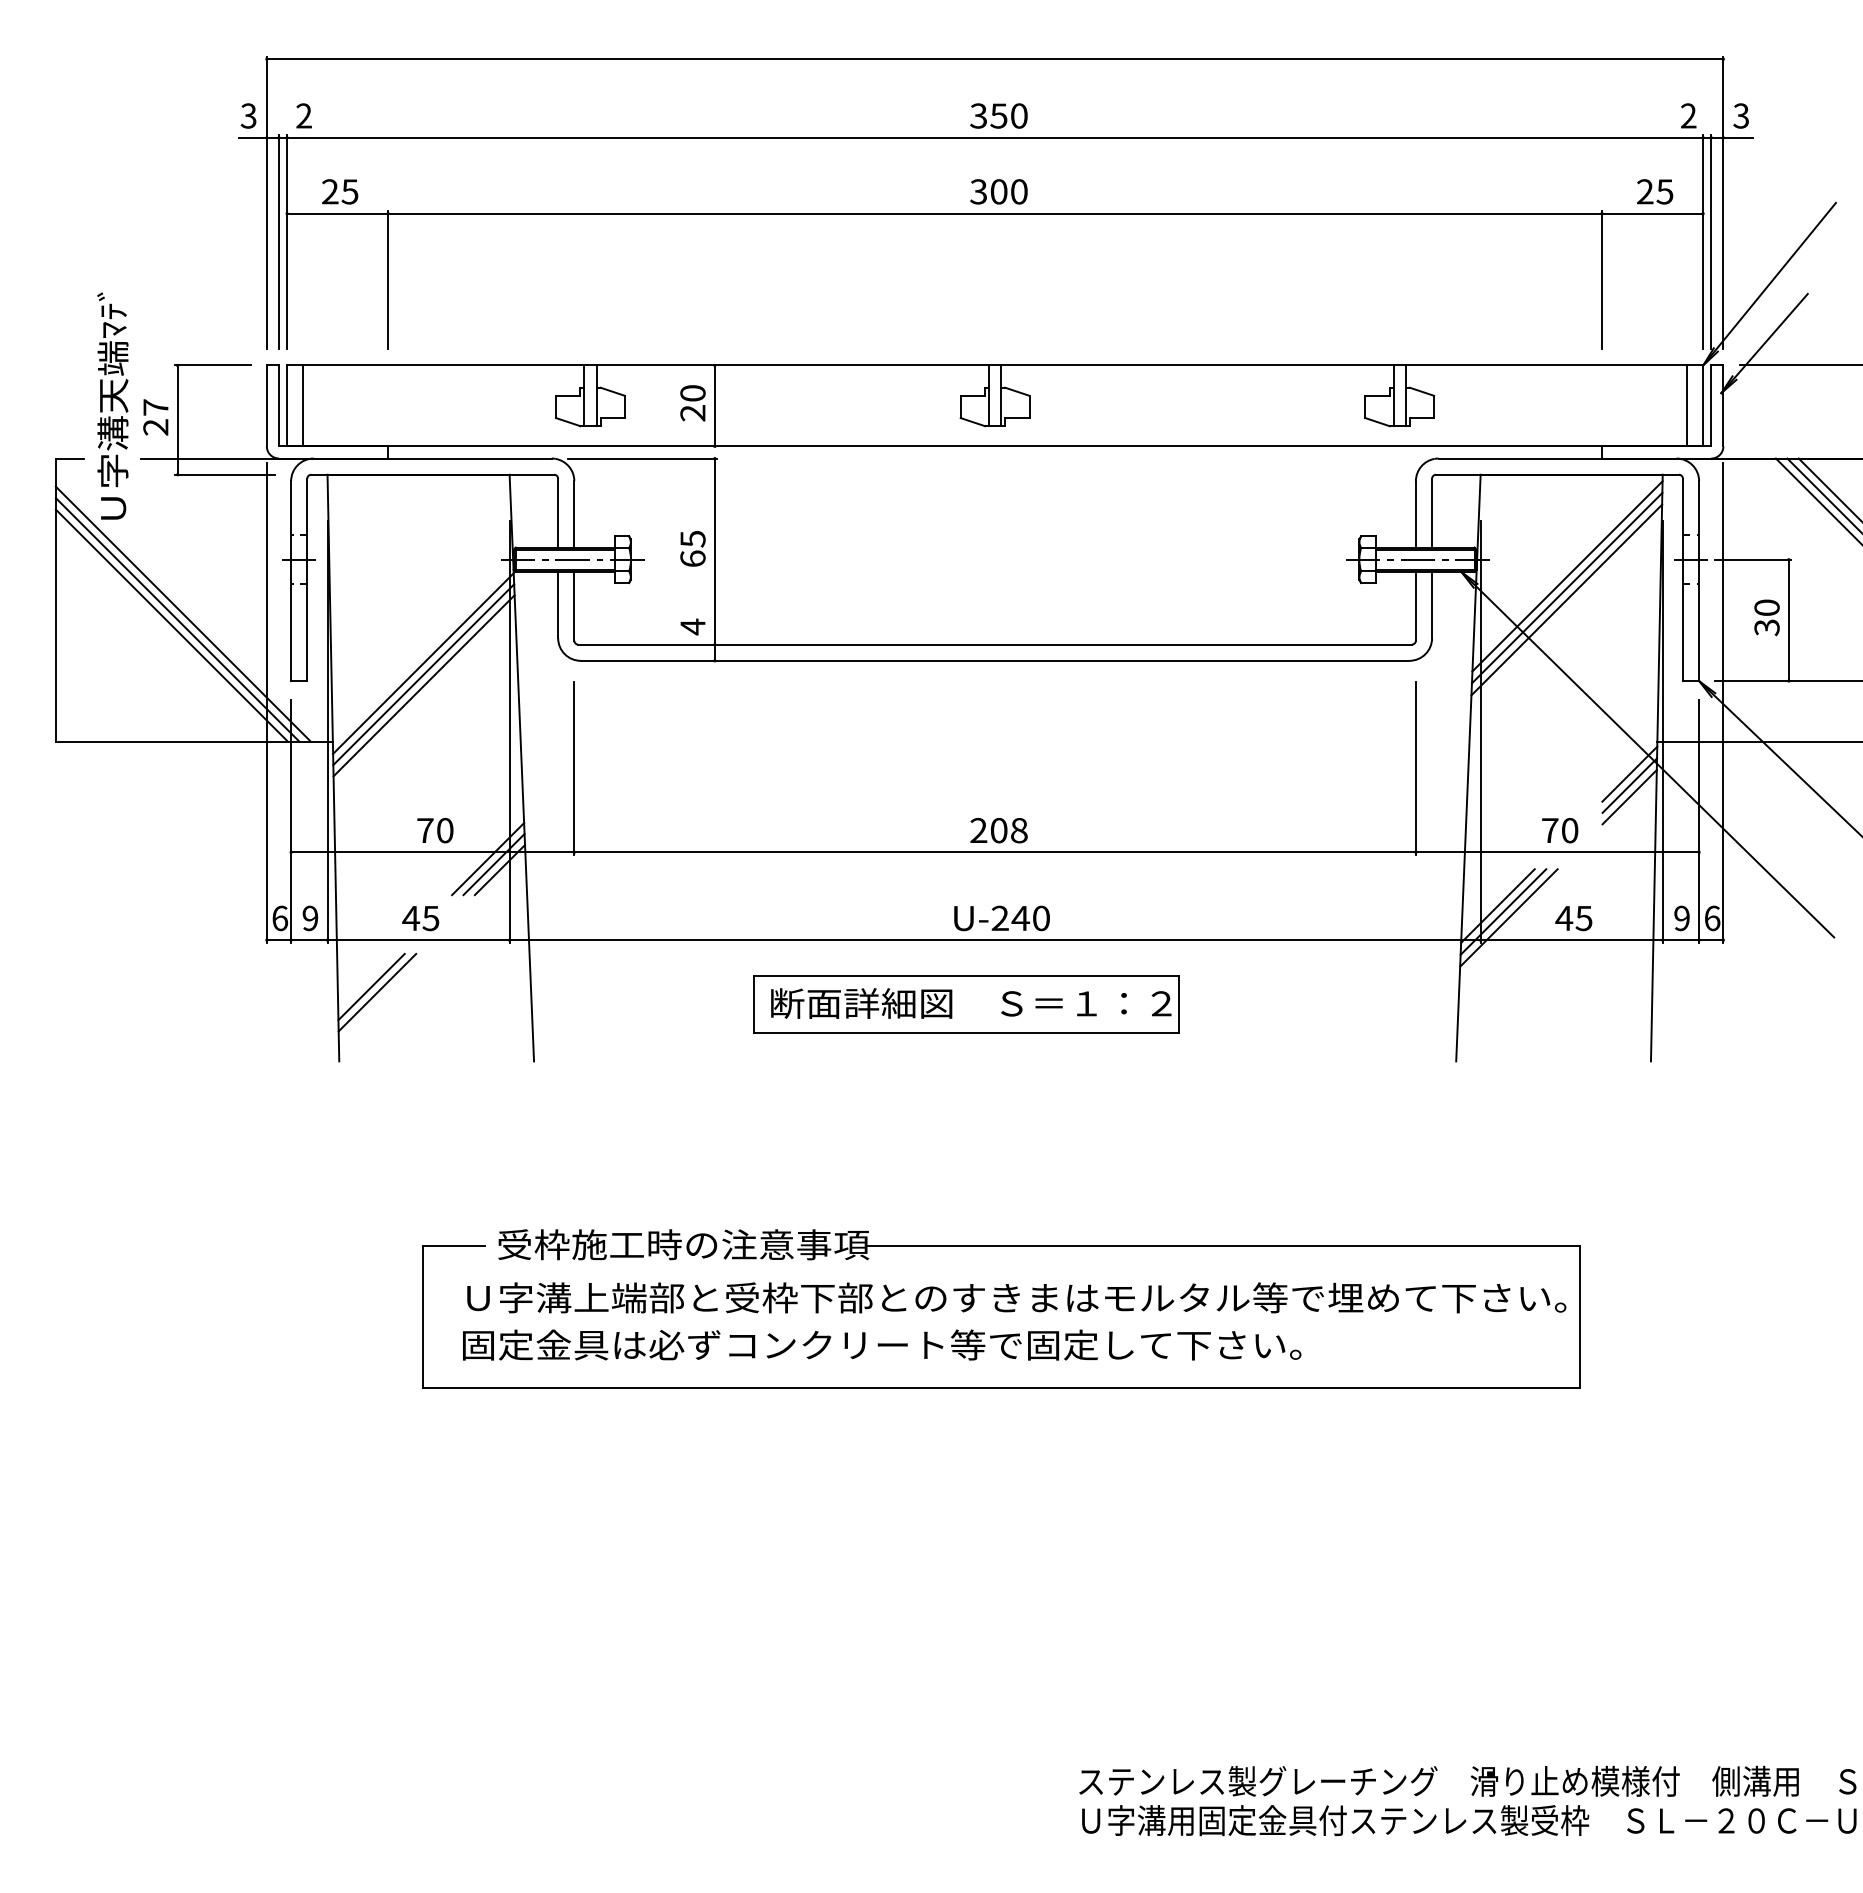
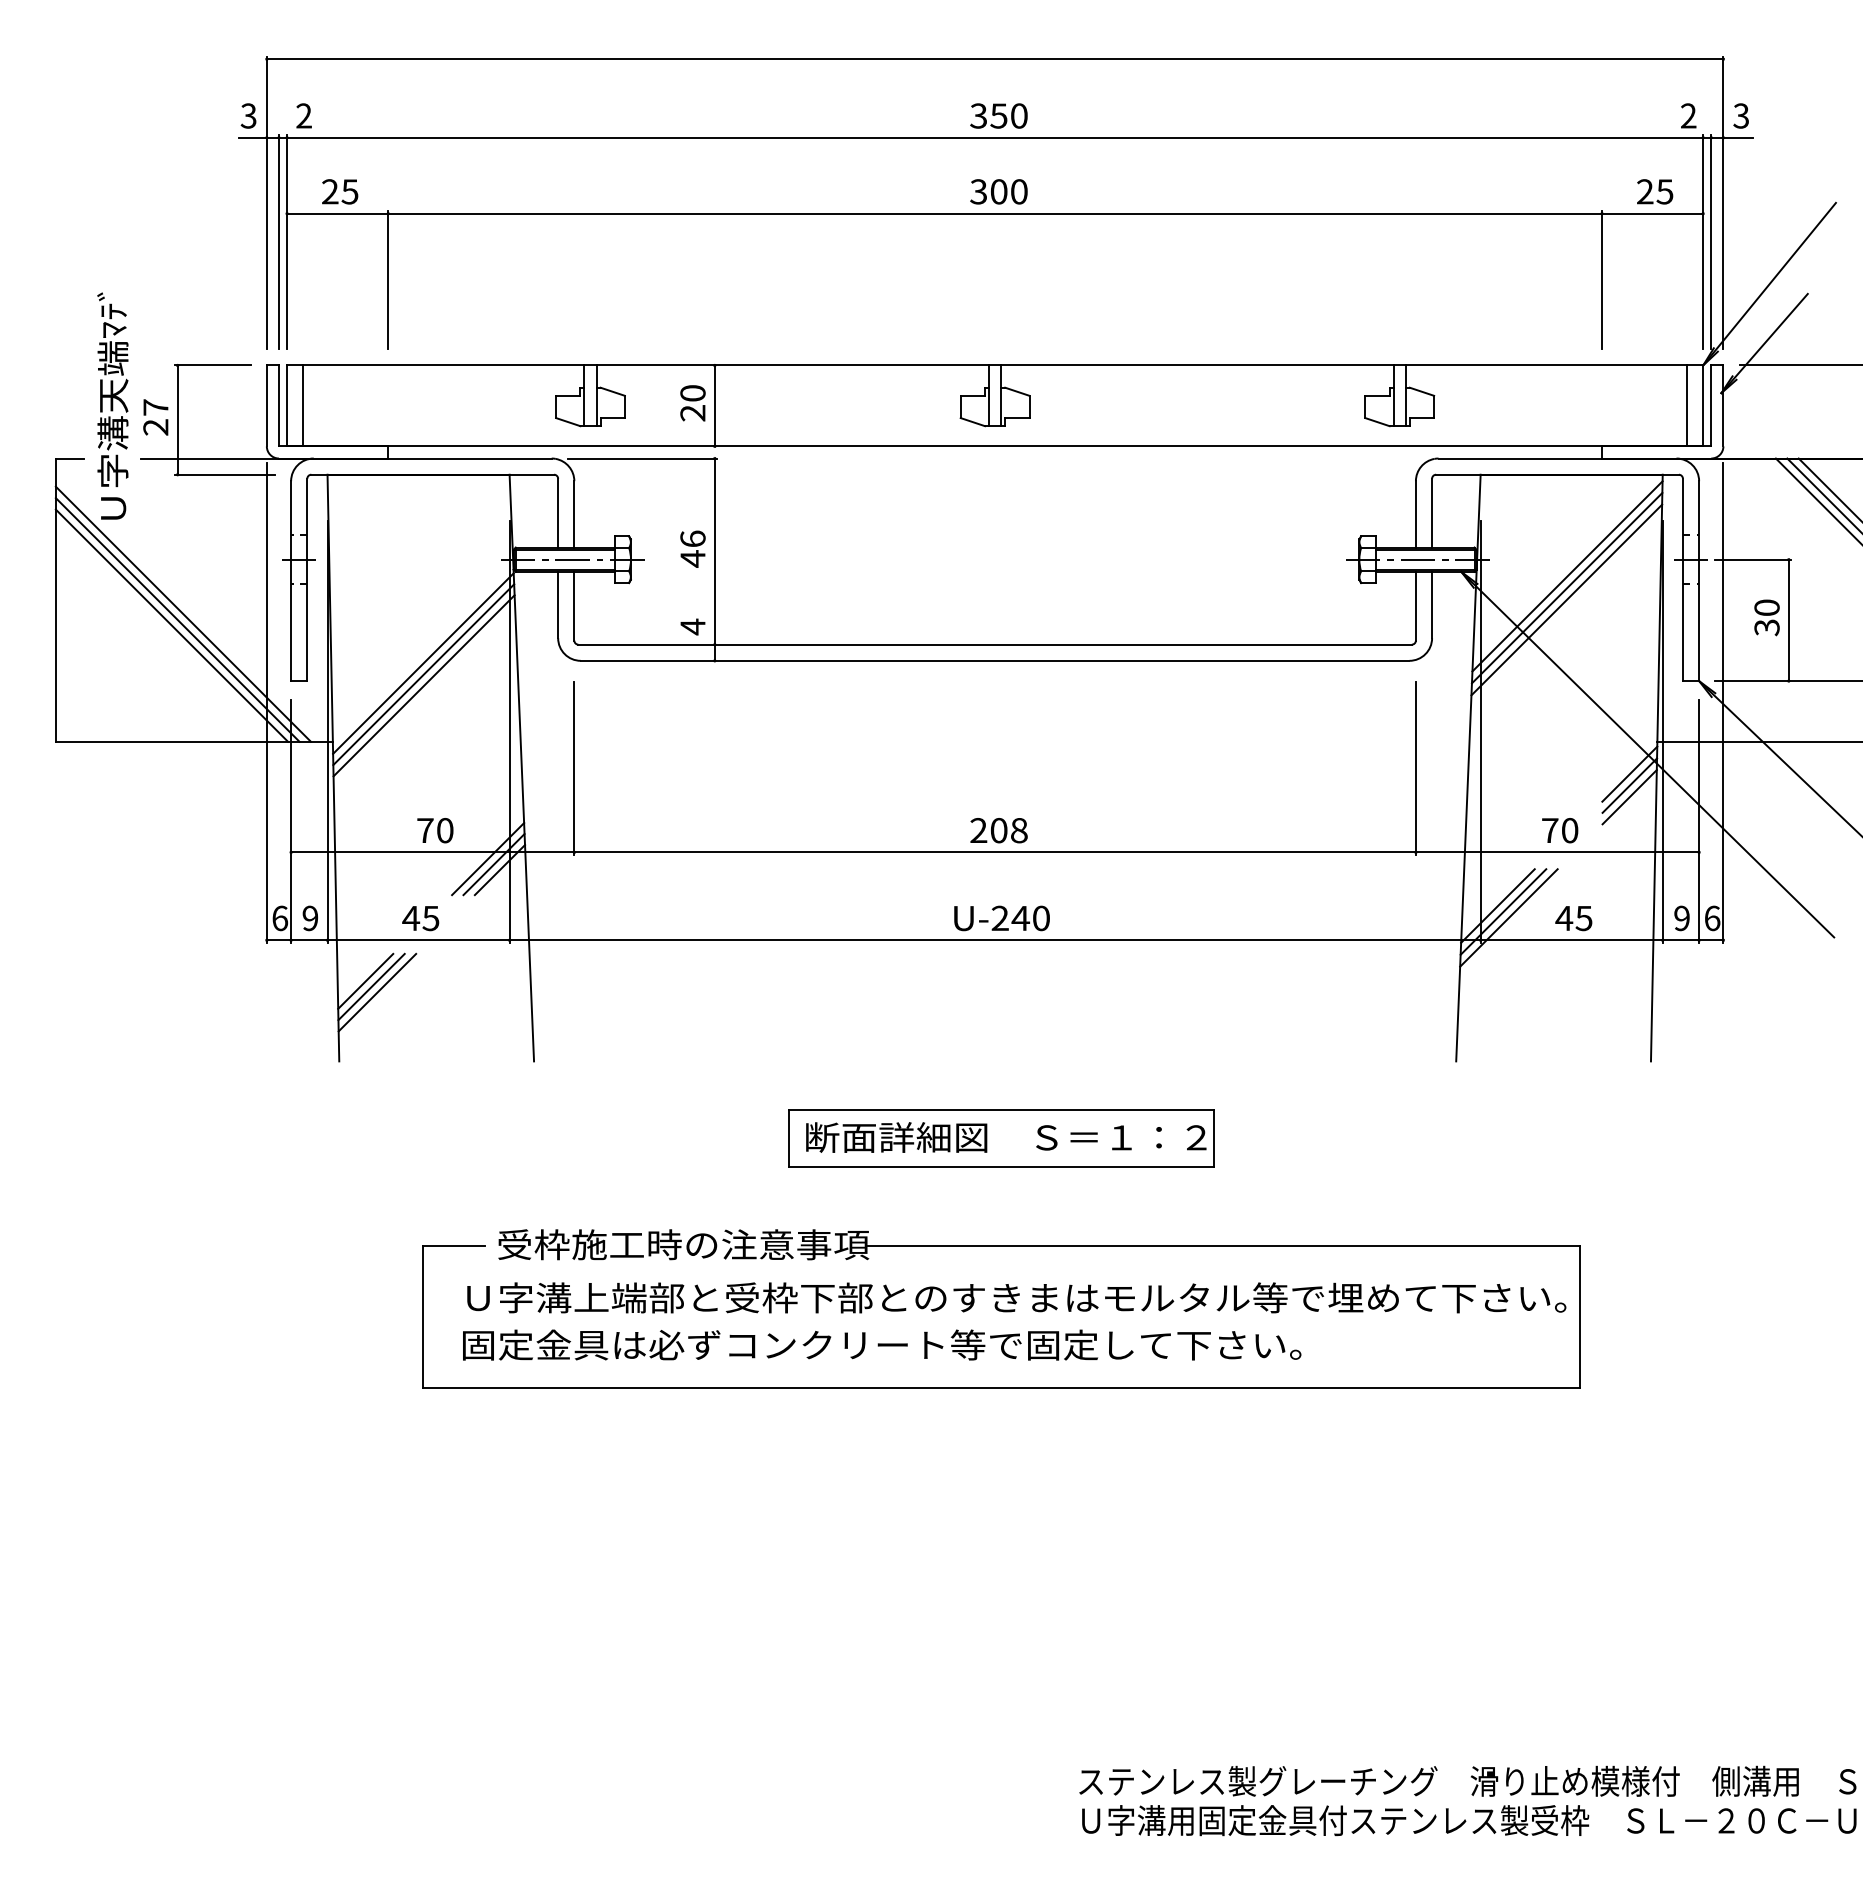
text: 65 -> 46 (692, 548)
line: none -> present (365, 980)
part position: (966, 1004) -> (1001, 1138) (1001, 1138)
